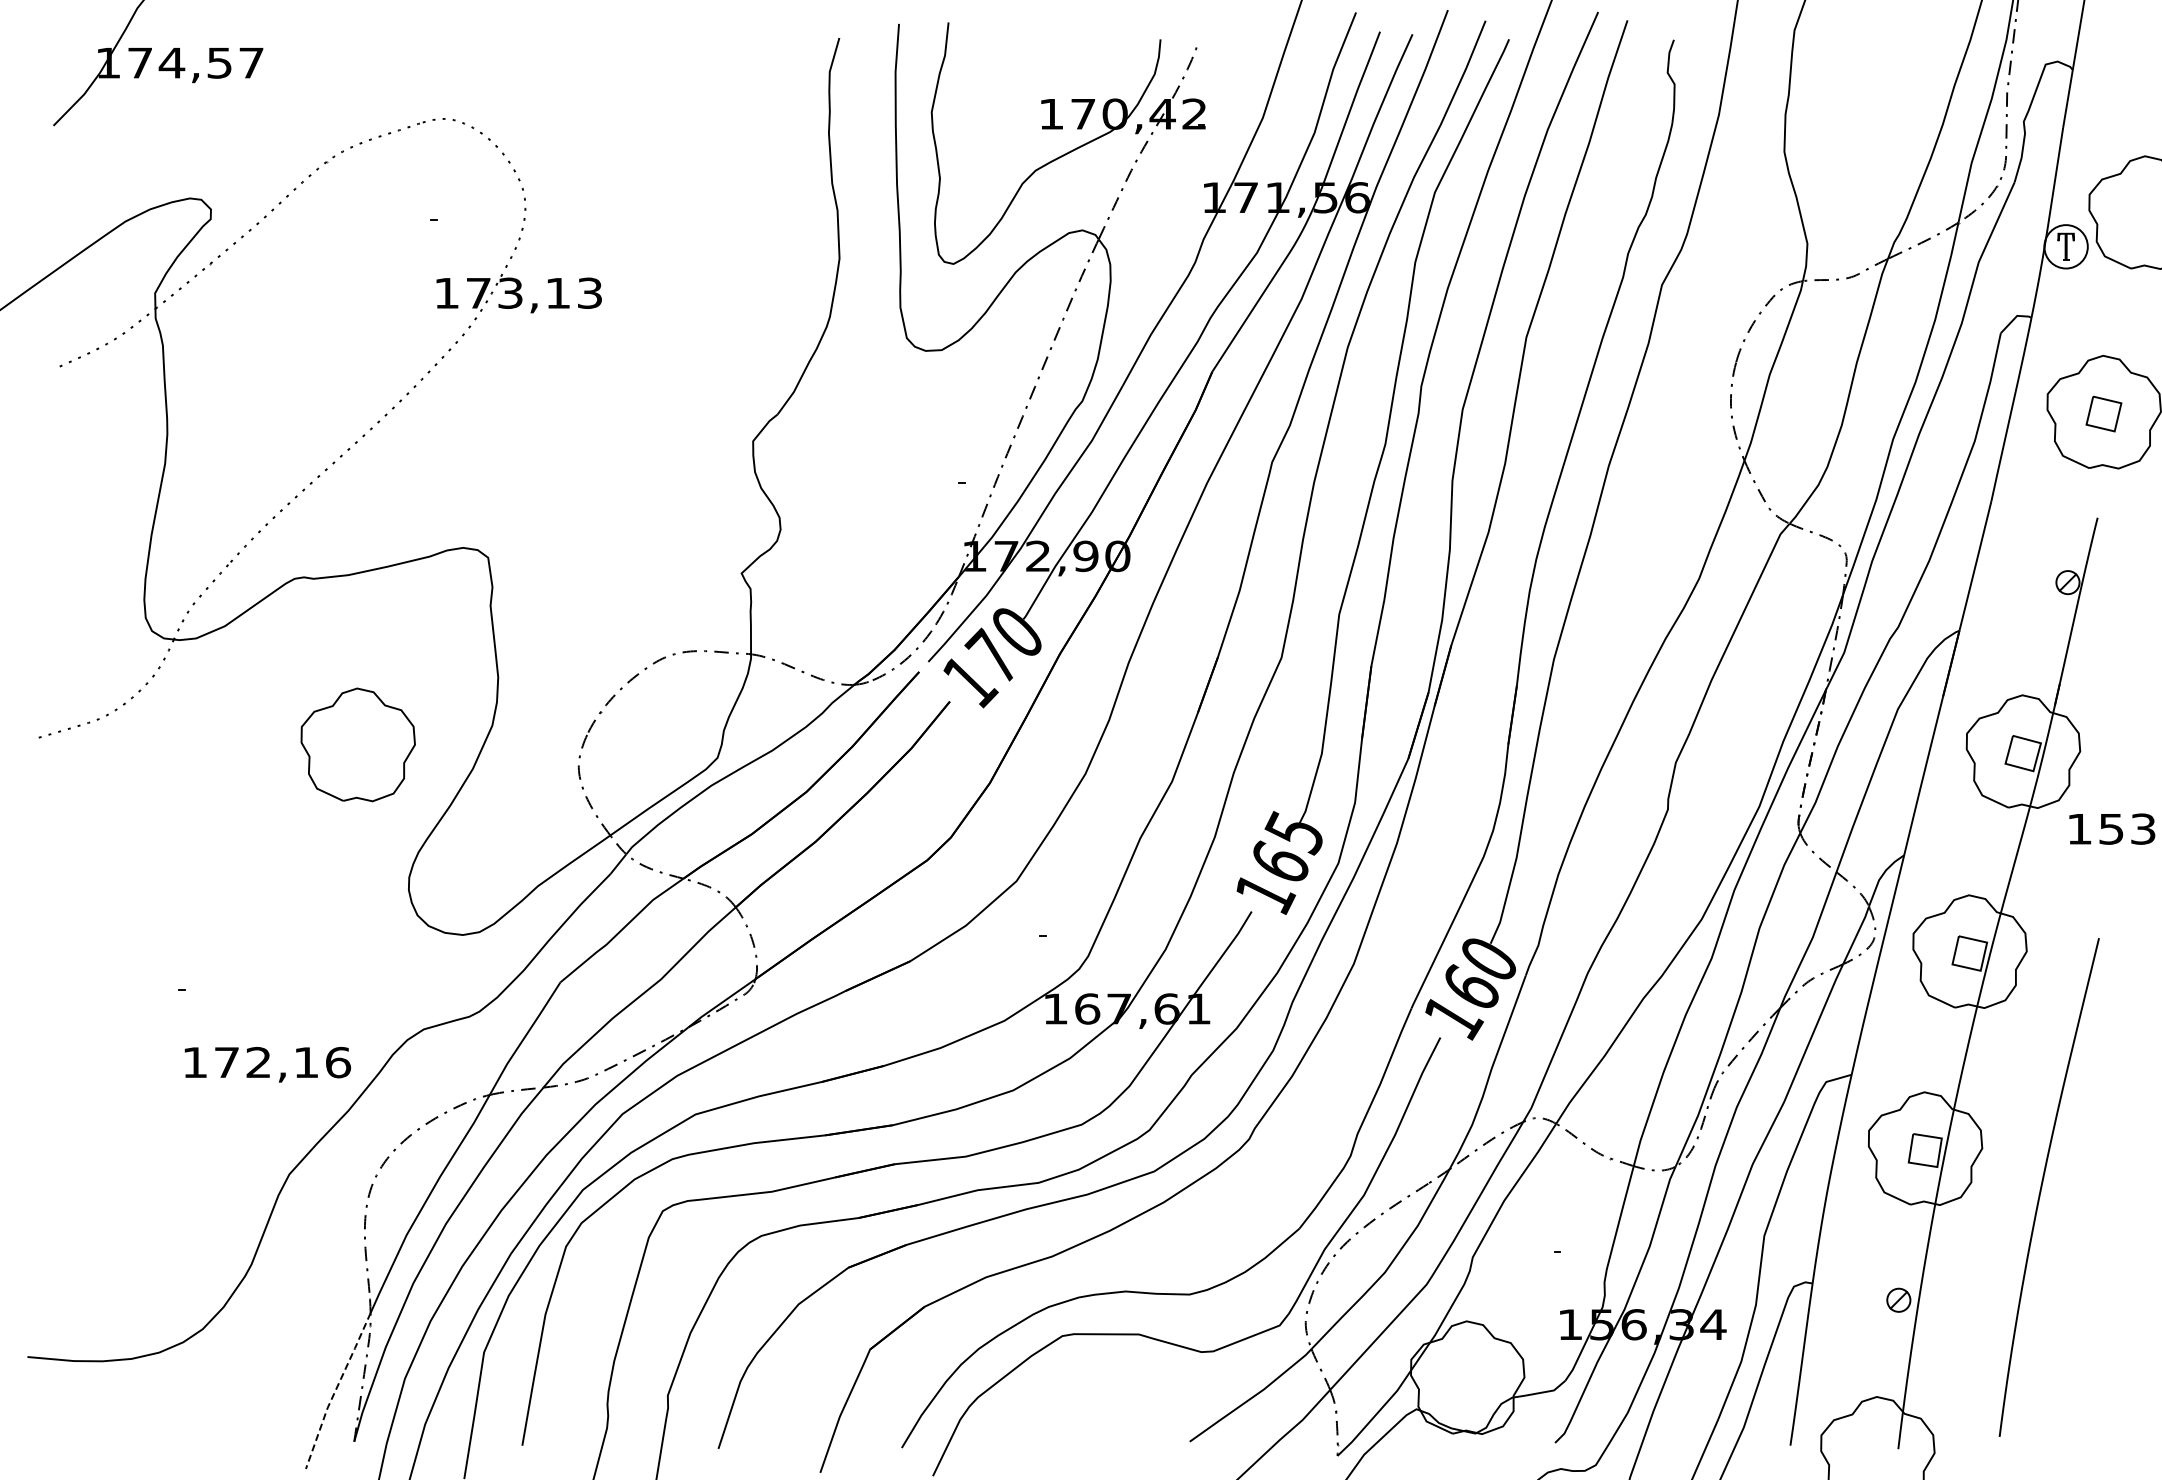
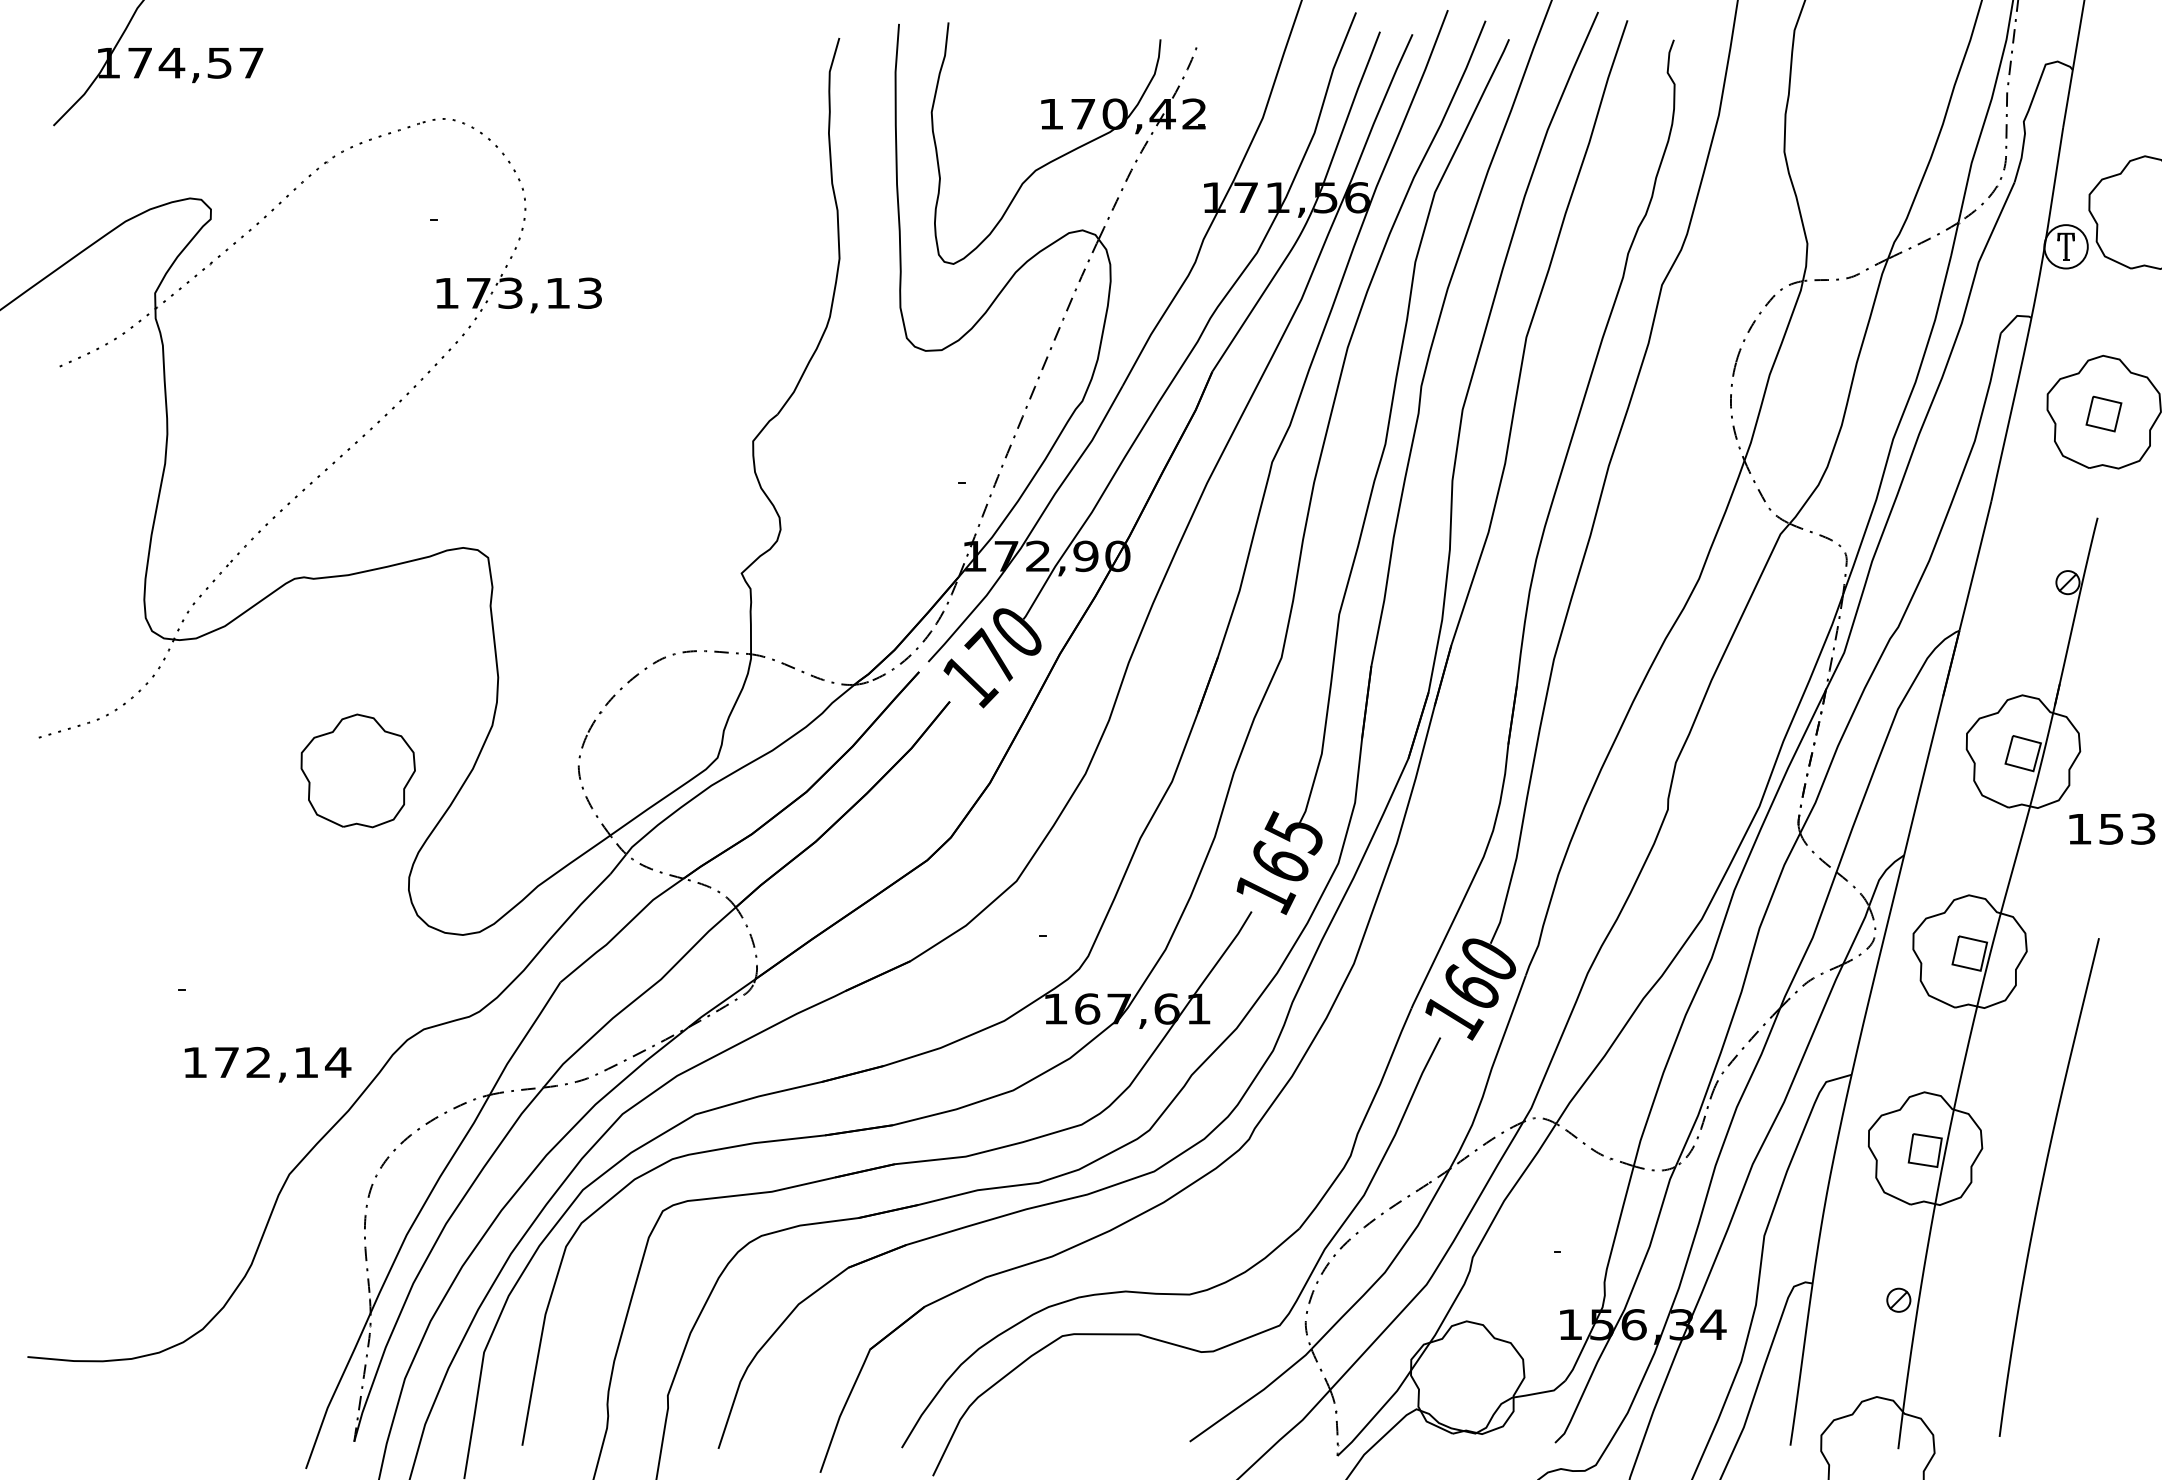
part position: (357, 744) -> (357, 770) (357, 770)
text: 172,16 -> 172,14 (338, 1062)
line: dashed -> solid (335, 1389)
